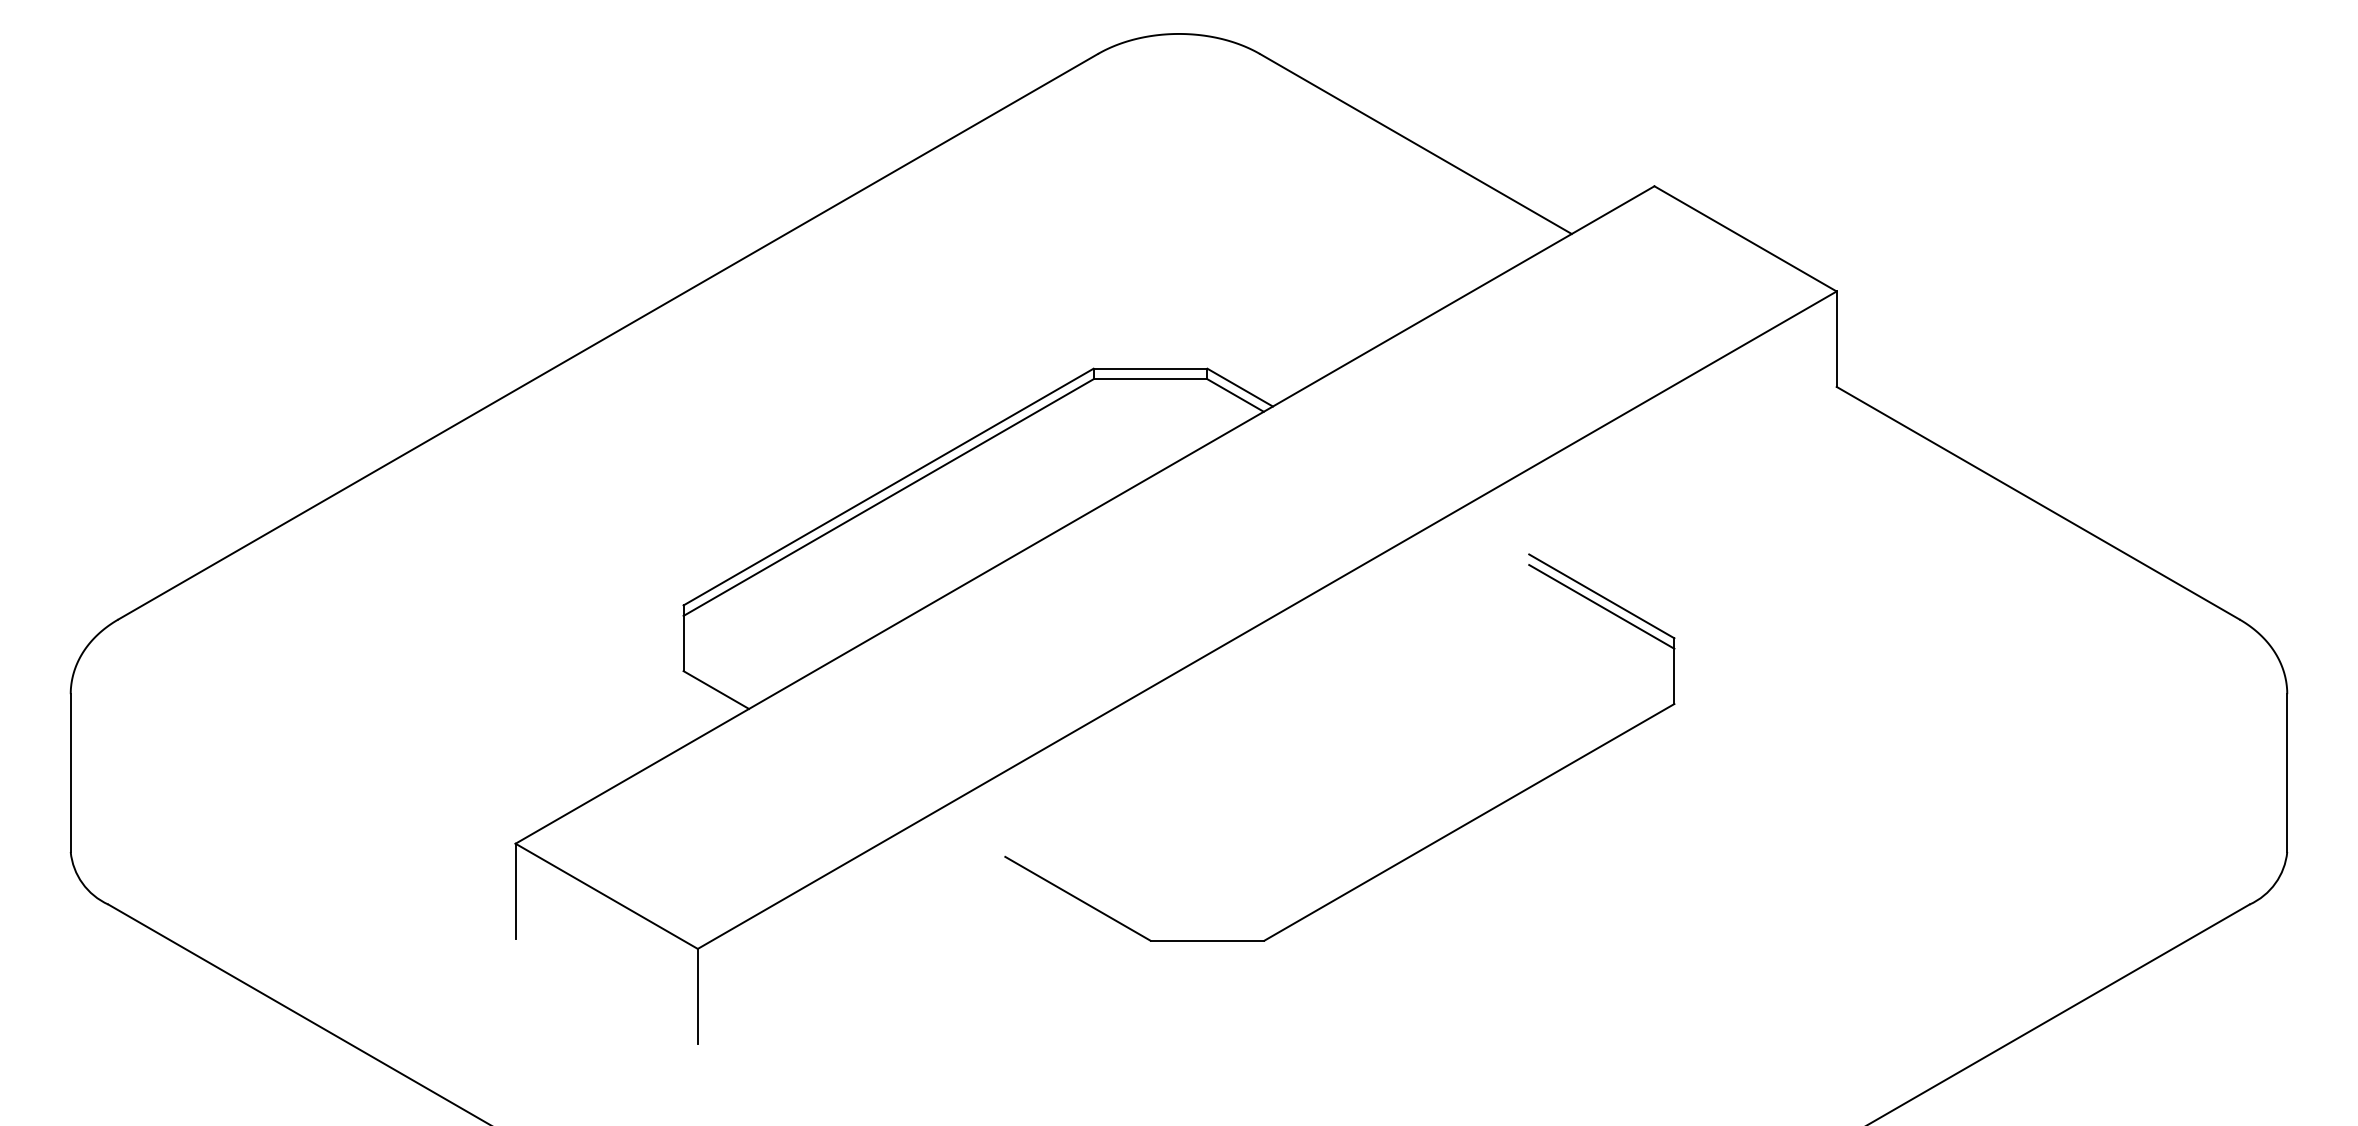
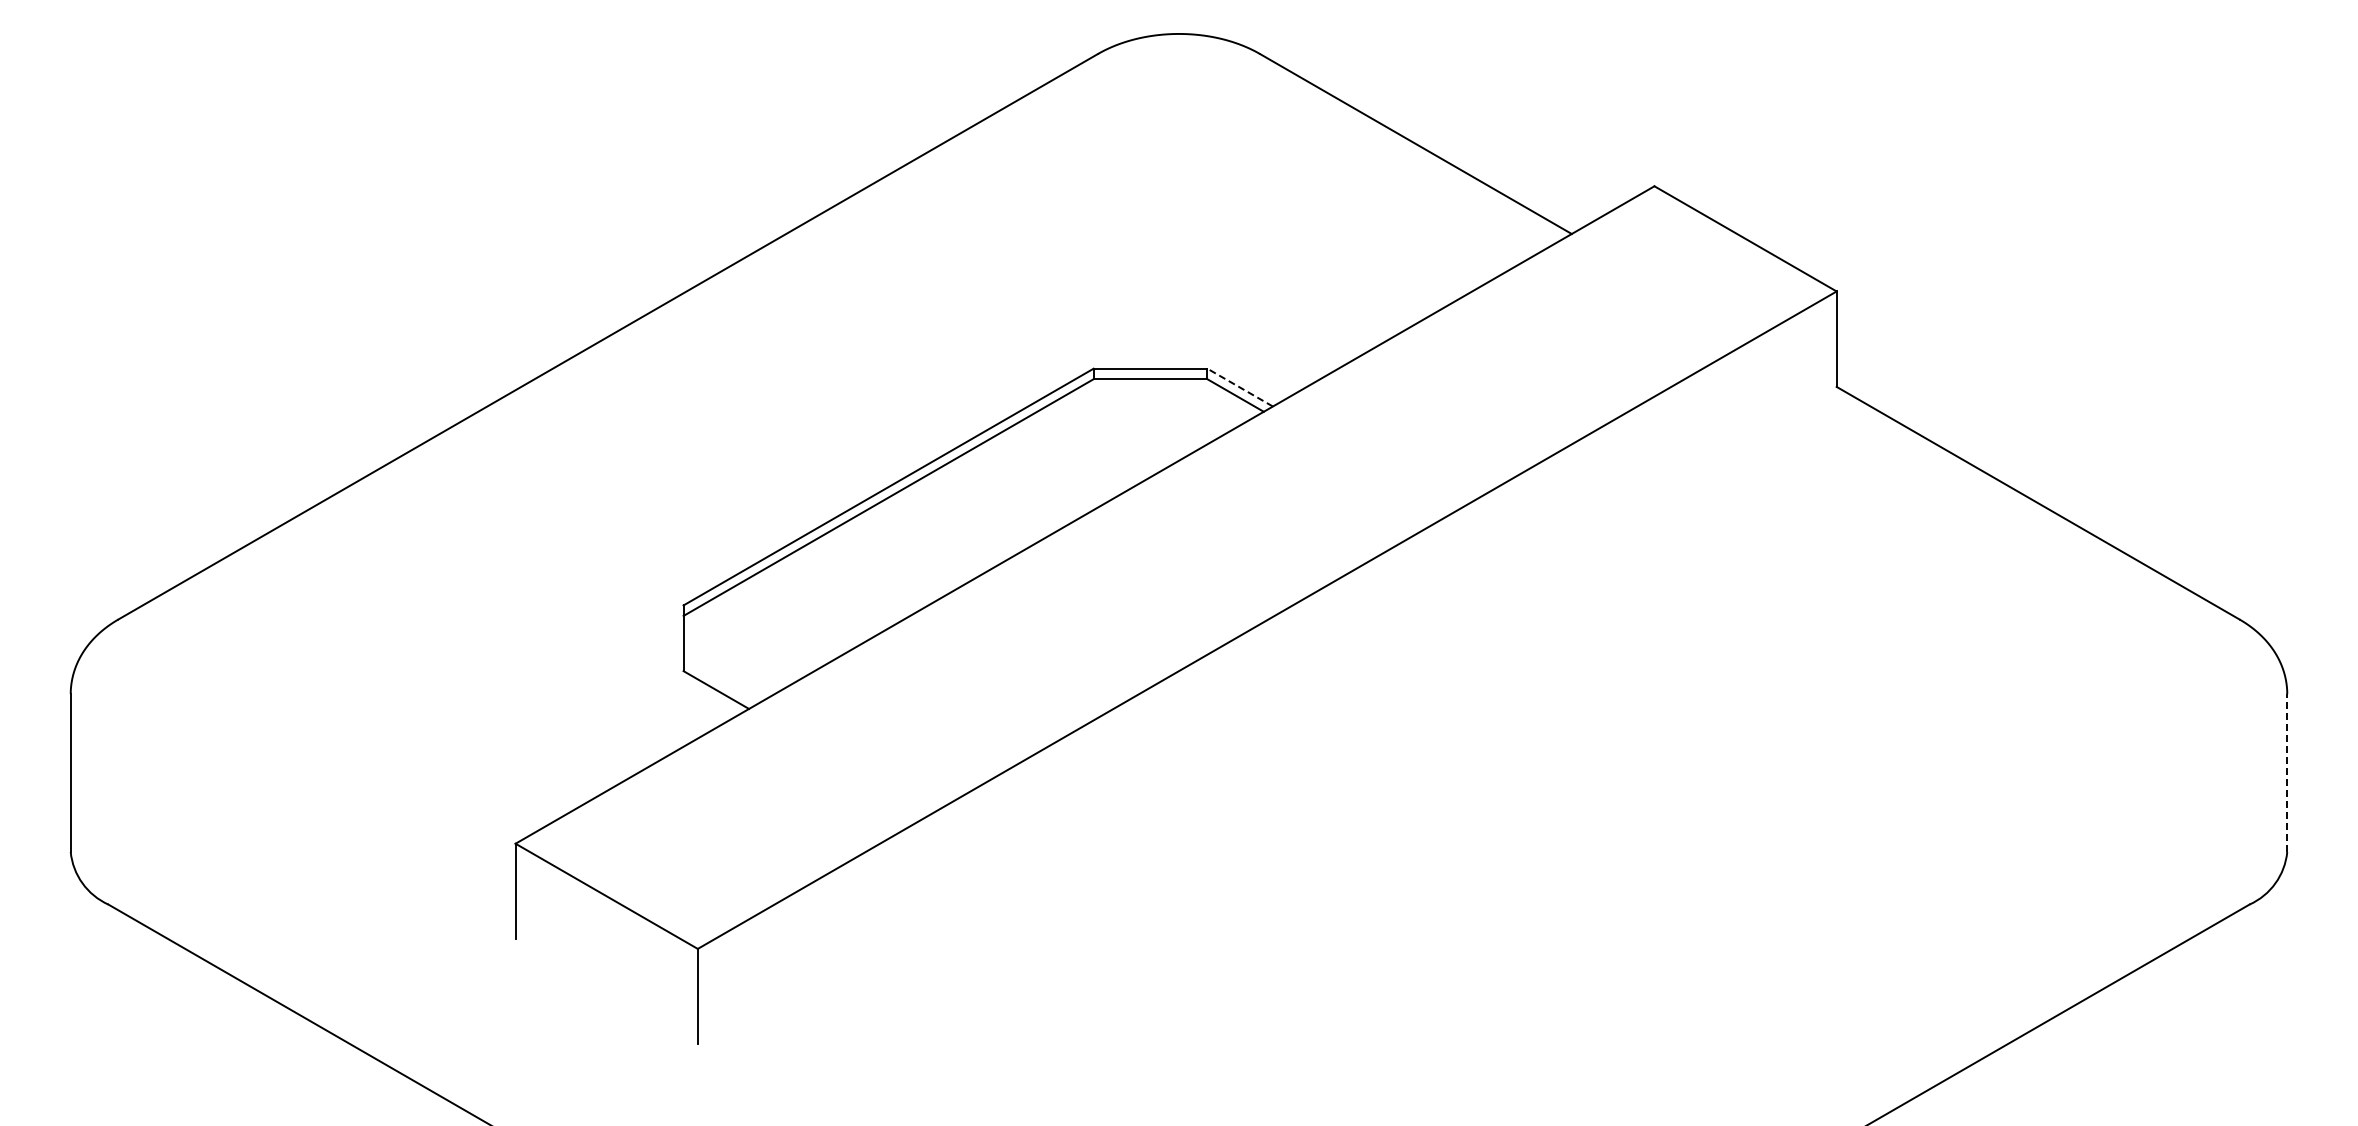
line: solid -> dashed (1240, 387)
line: solid -> dashed (2287, 773)
part: present -> none (1402, 859)
